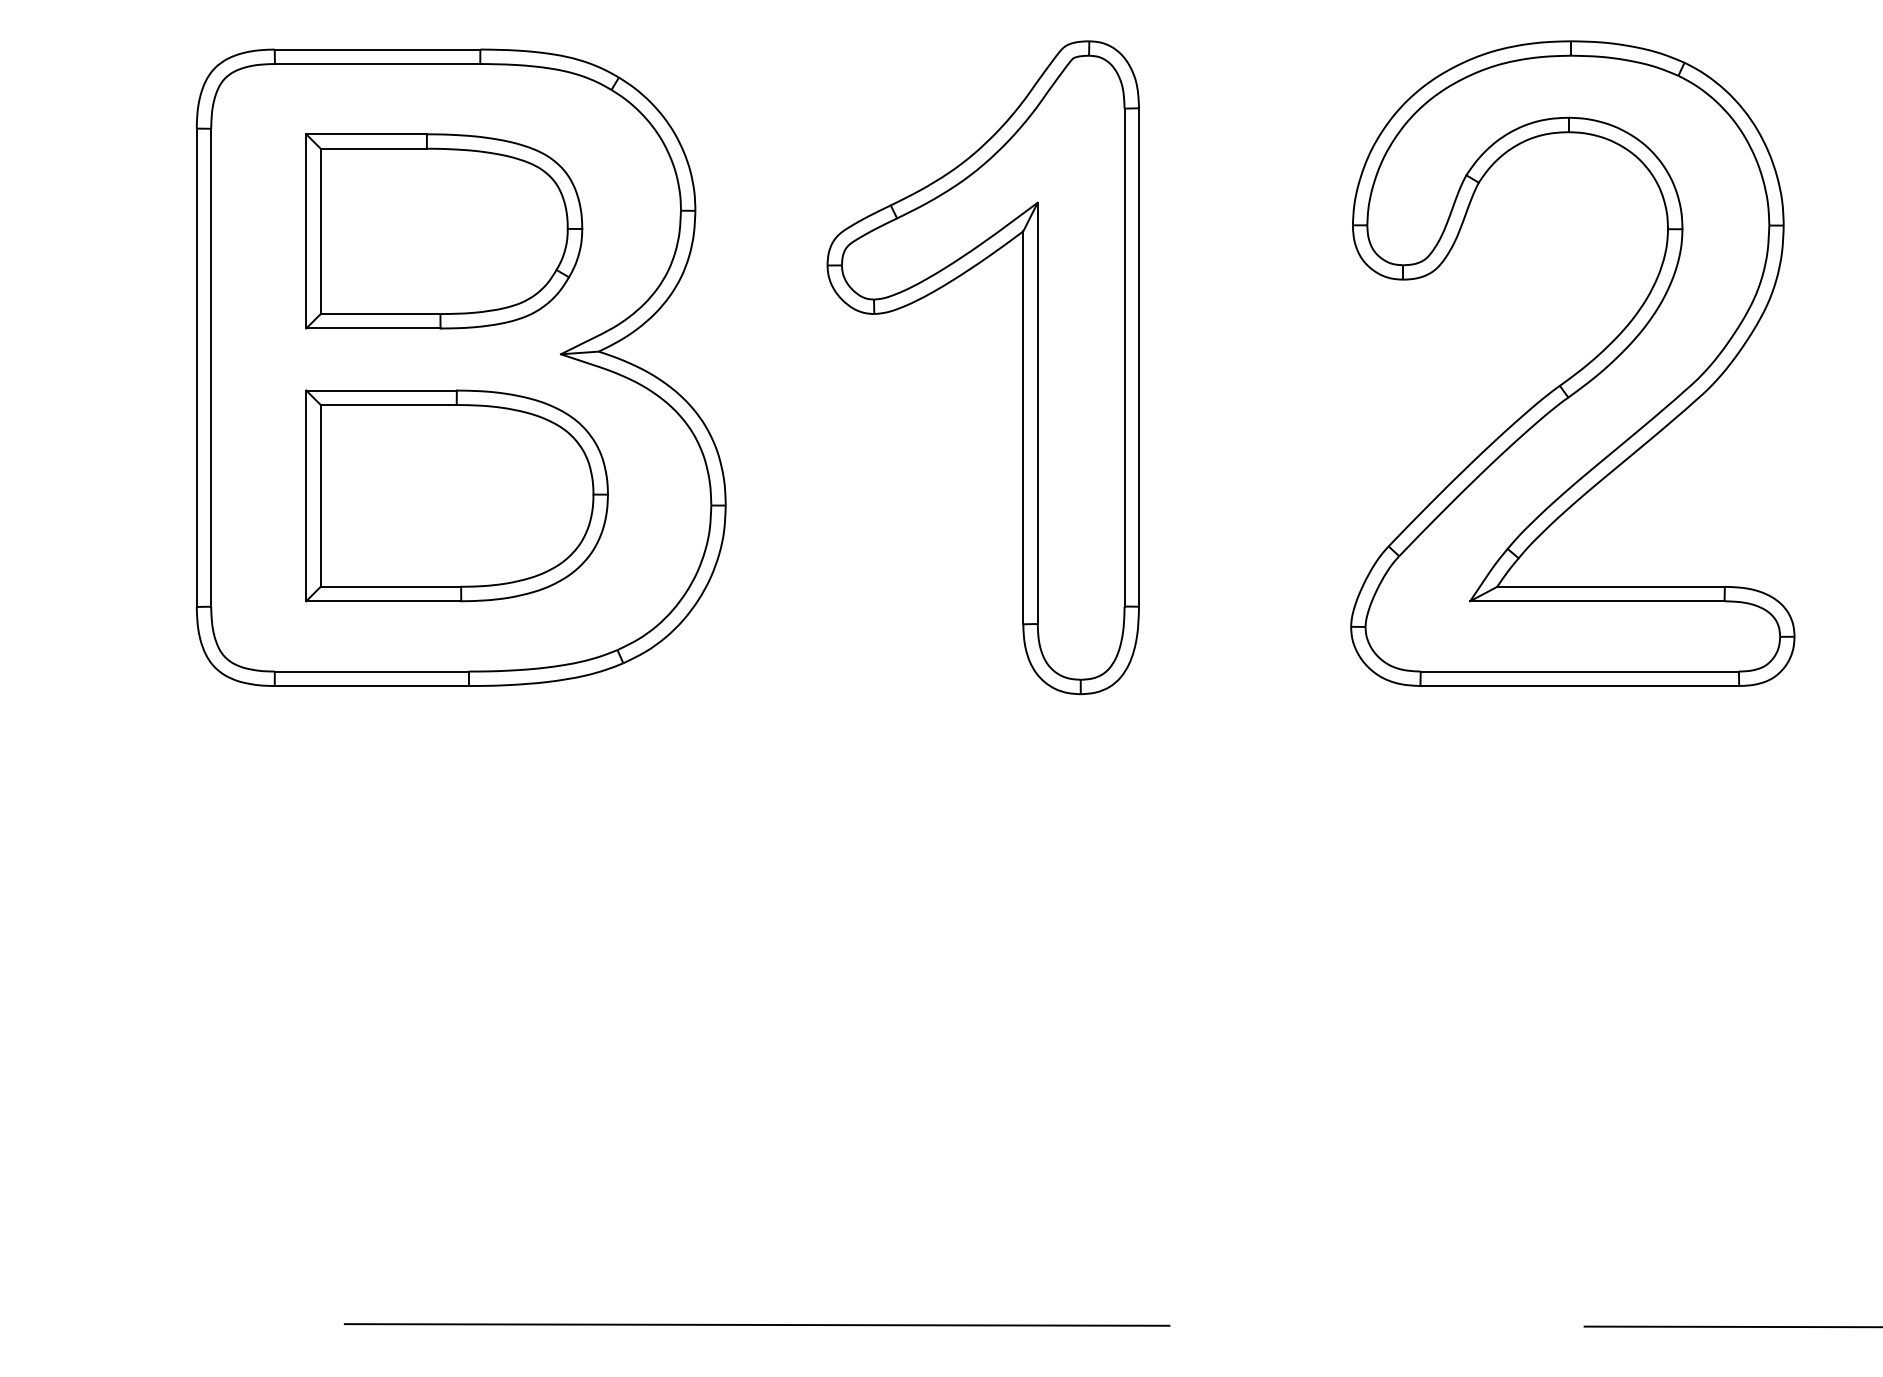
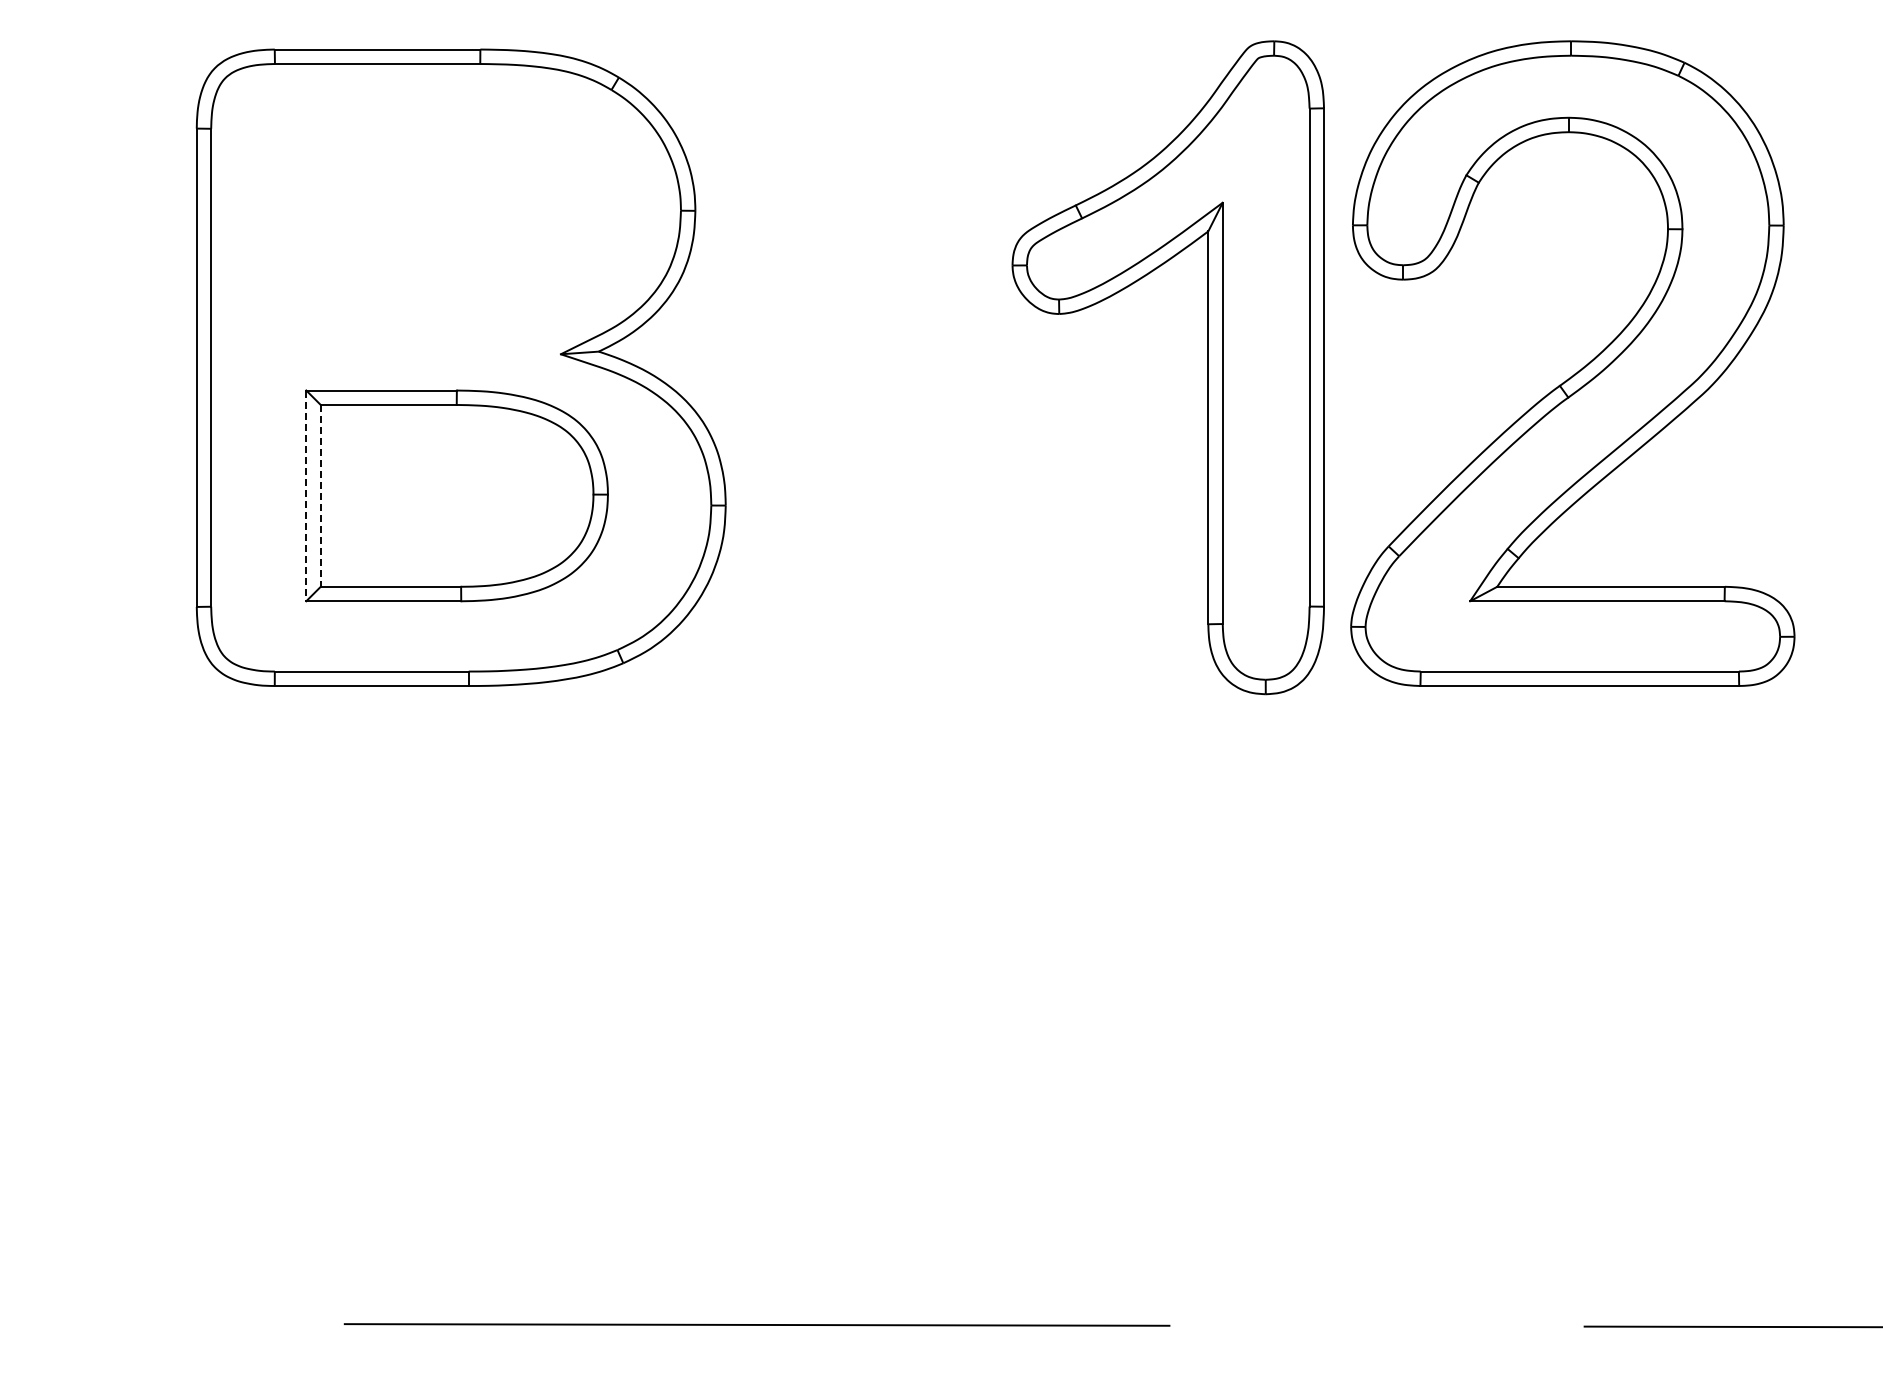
part: present -> none (444, 231)
part position: (1022, 367) -> (1207, 367) (1207, 367)
line: solid -> dashed (320, 495)
line: solid -> dashed (306, 496)
